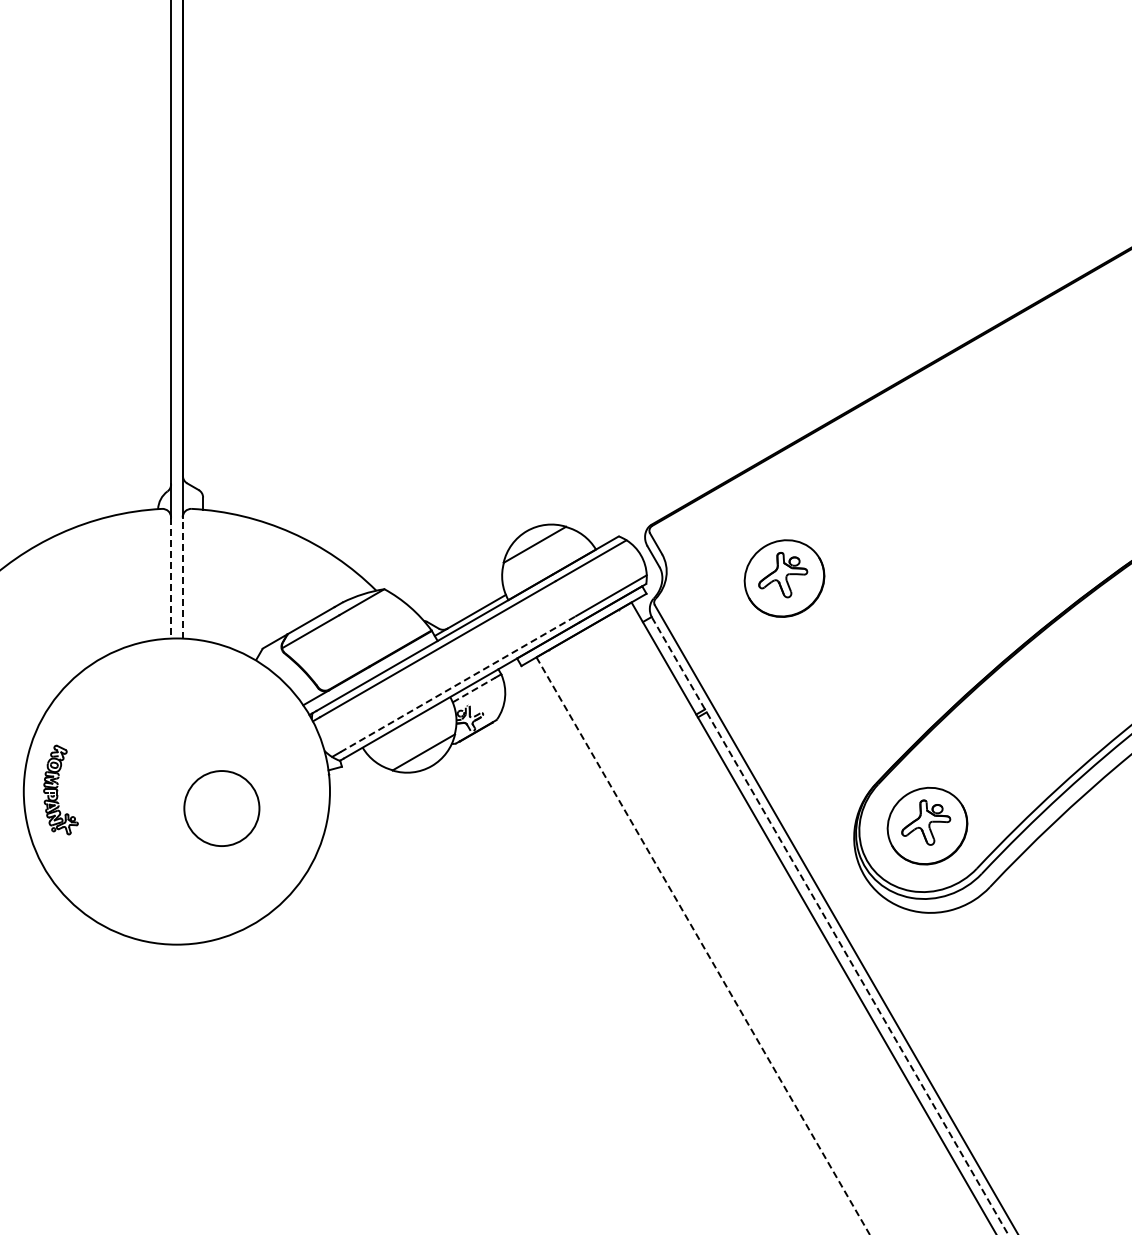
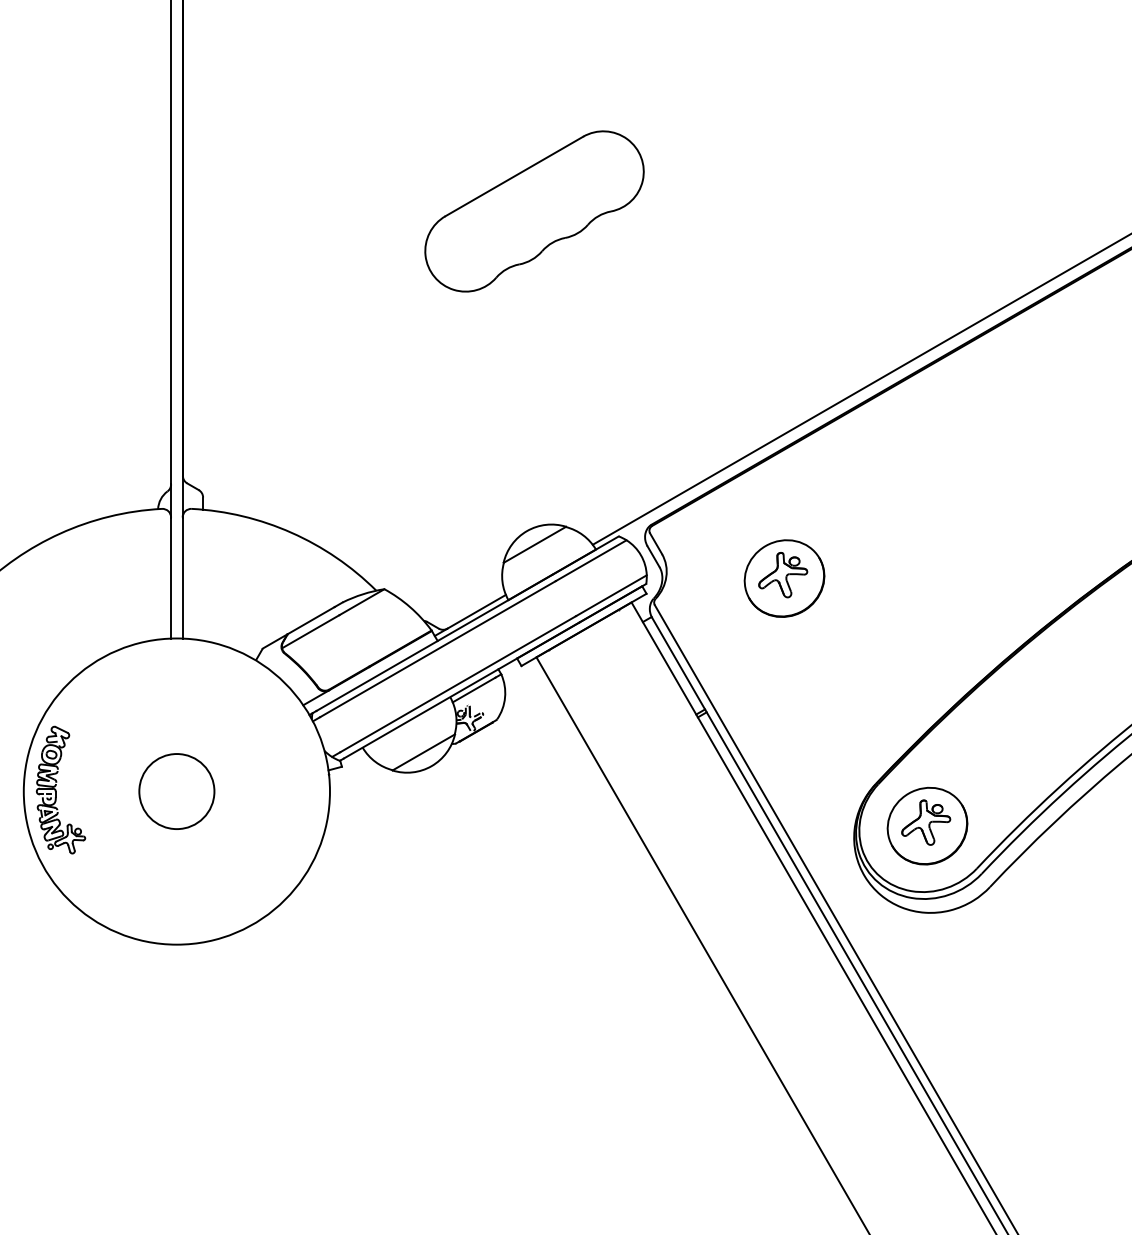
part: none -> present (534, 211)
line: none -> present (860, 389)
line: dashed -> solid (171, 578)
line: dashed -> solid (182, 578)
line: dashed -> solid (458, 683)
line: dashed -> solid (474, 690)
part size: 36x92 px -> 52x130 px (60, 789)
circle position: (221, 808) -> (176, 791) (176, 791)
line: dashed -> solid (830, 926)
line: dashed -> solid (703, 946)
